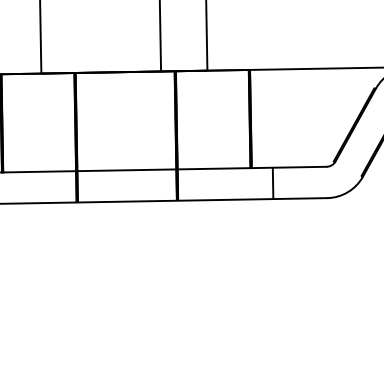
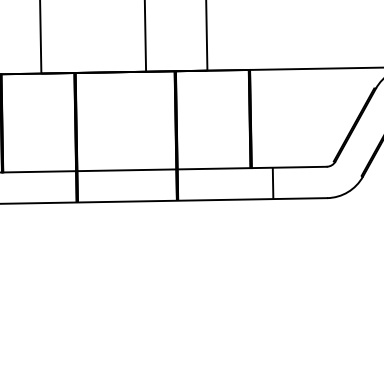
line position: (160, 36) -> (145, 36) (145, 36)
